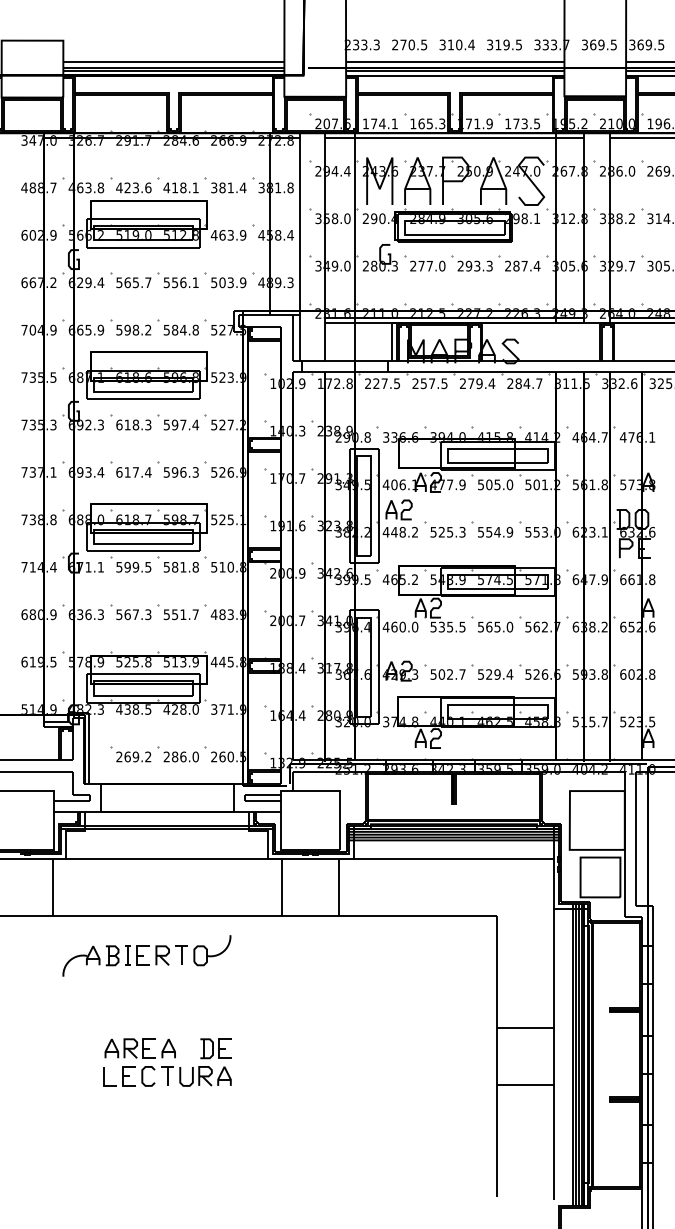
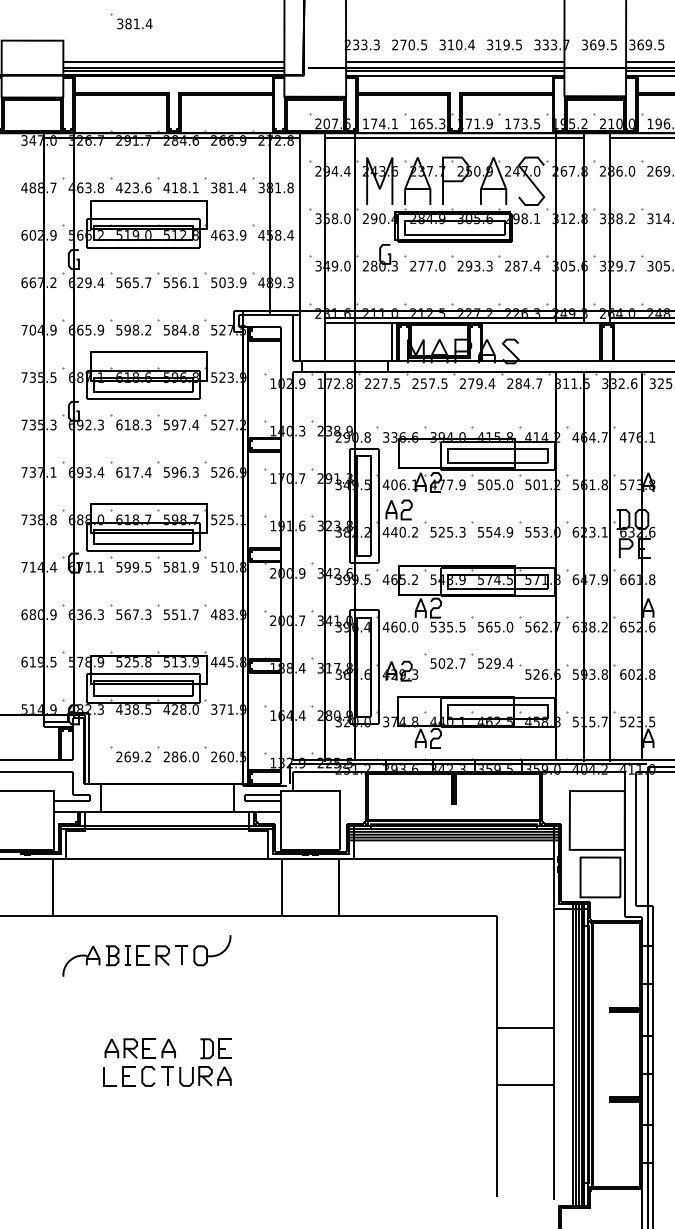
part: none -> present (131, 21)
text: 448.2 -> 440.2 (402, 532)
text: 581.8 -> 581.9 (195, 567)
part position: (468, 671) -> (468, 660) (468, 660)
